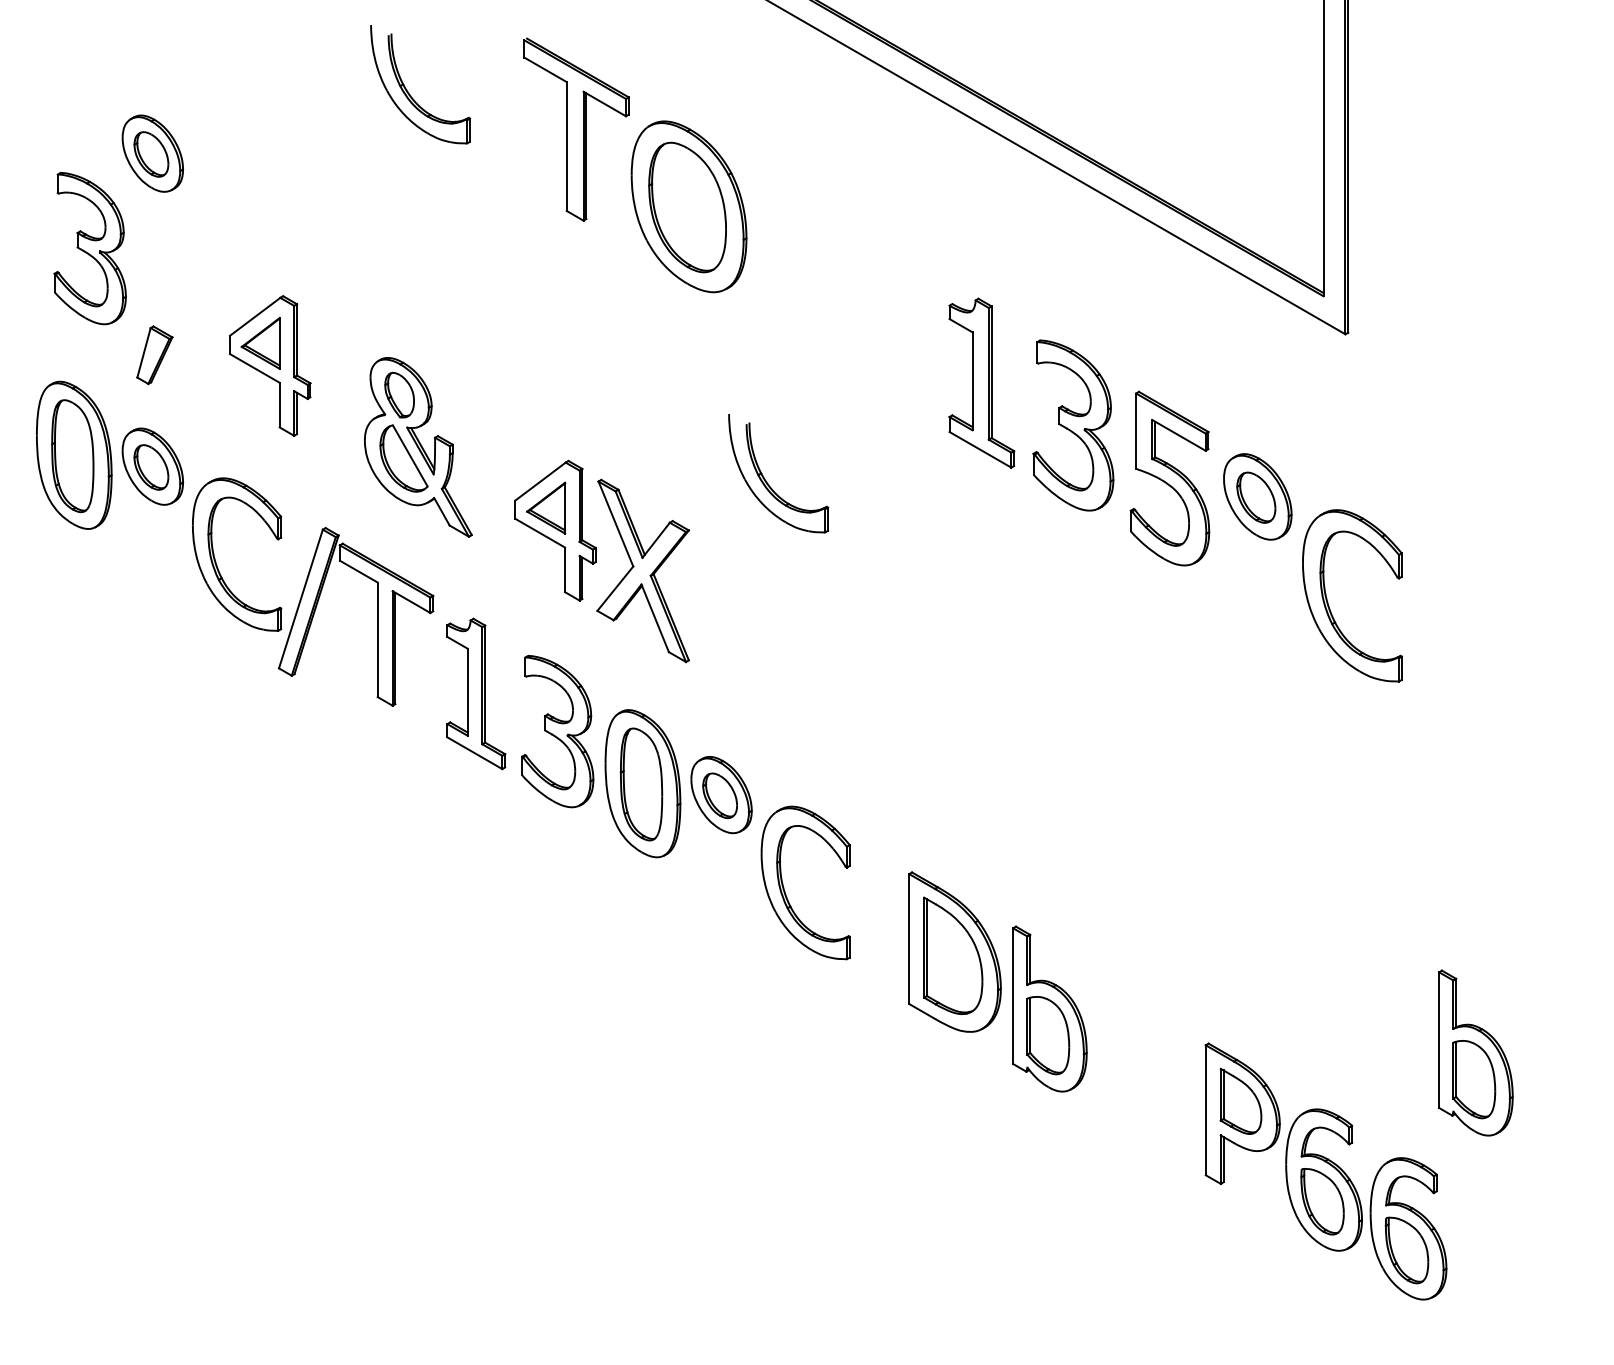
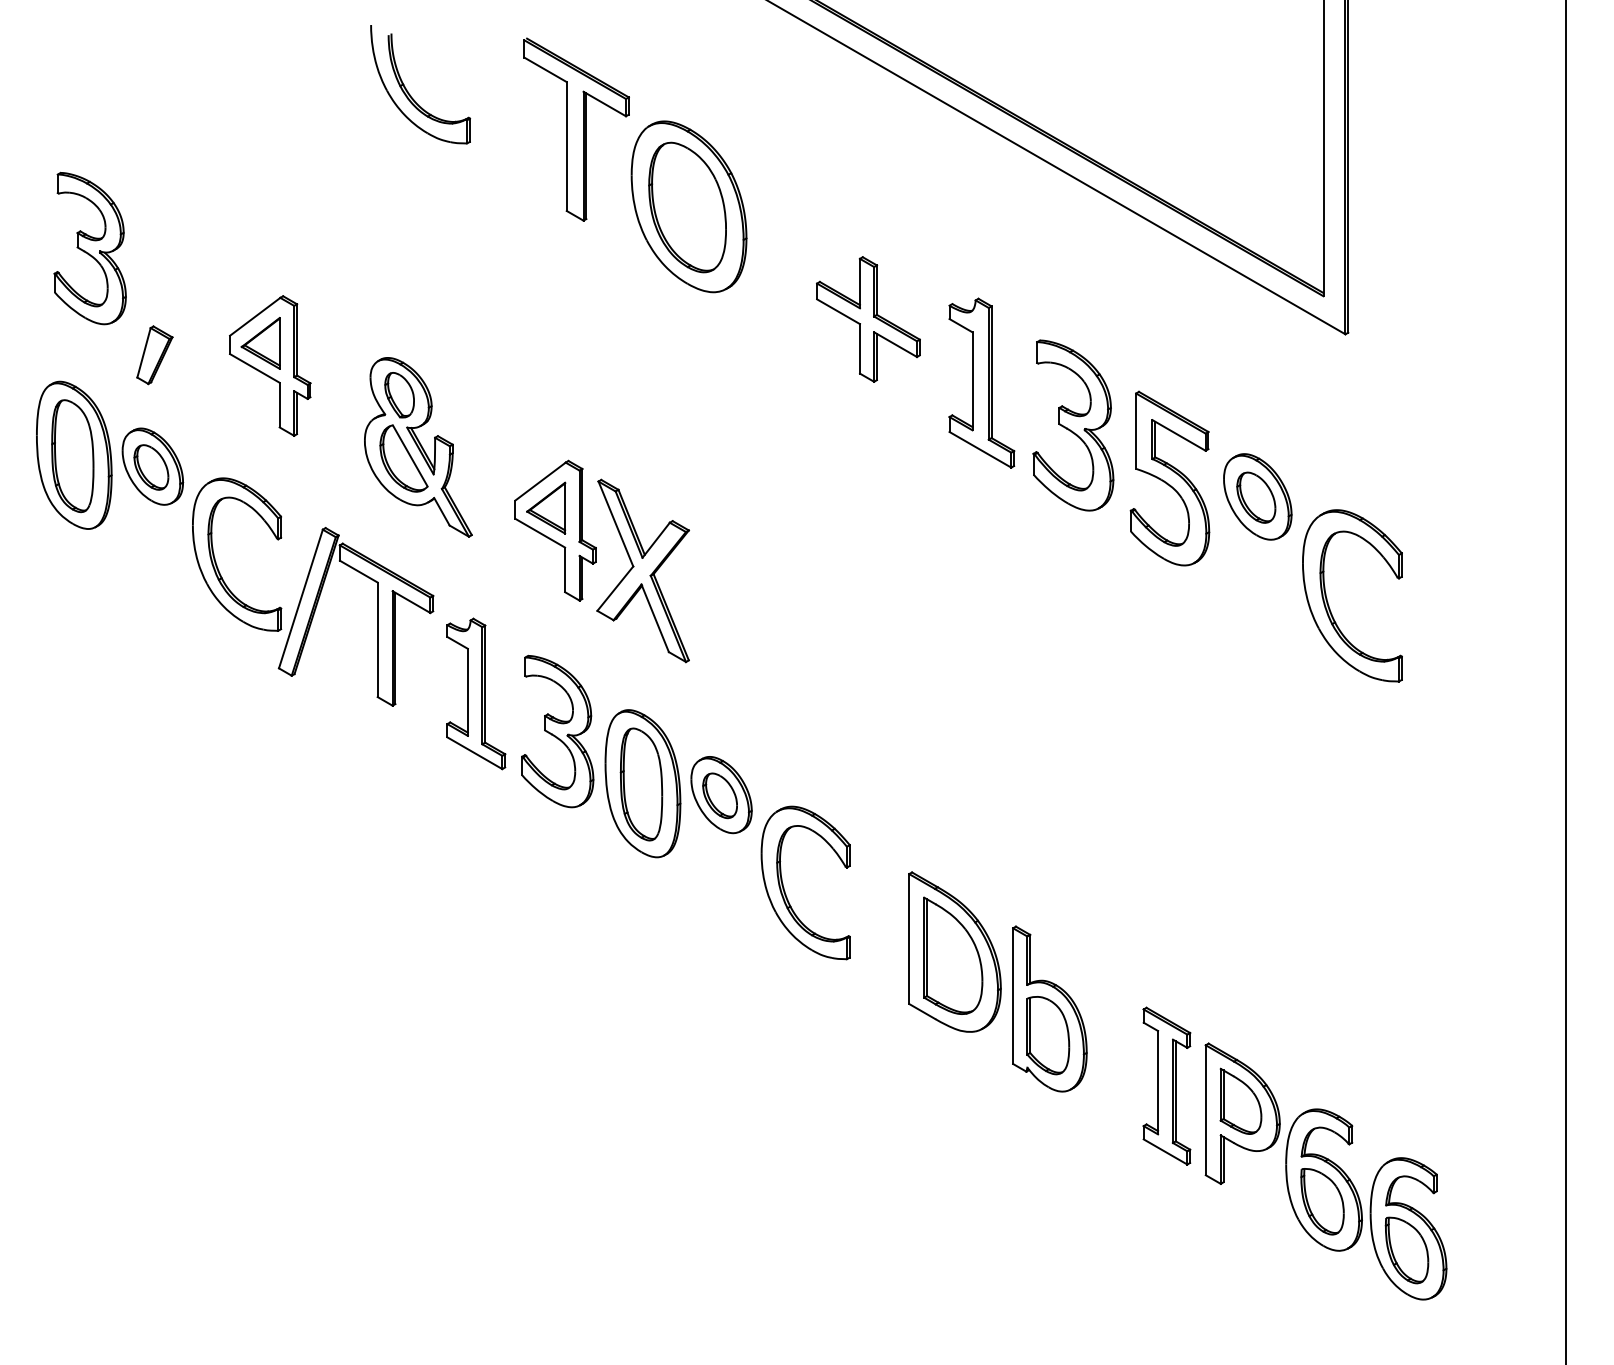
part: present -> none (152, 153)
part: none -> present (868, 319)
part: present -> none (766, 480)
line: none -> present (1565, 681)
part: present -> none (1475, 1052)
part: none -> present (1166, 1085)
